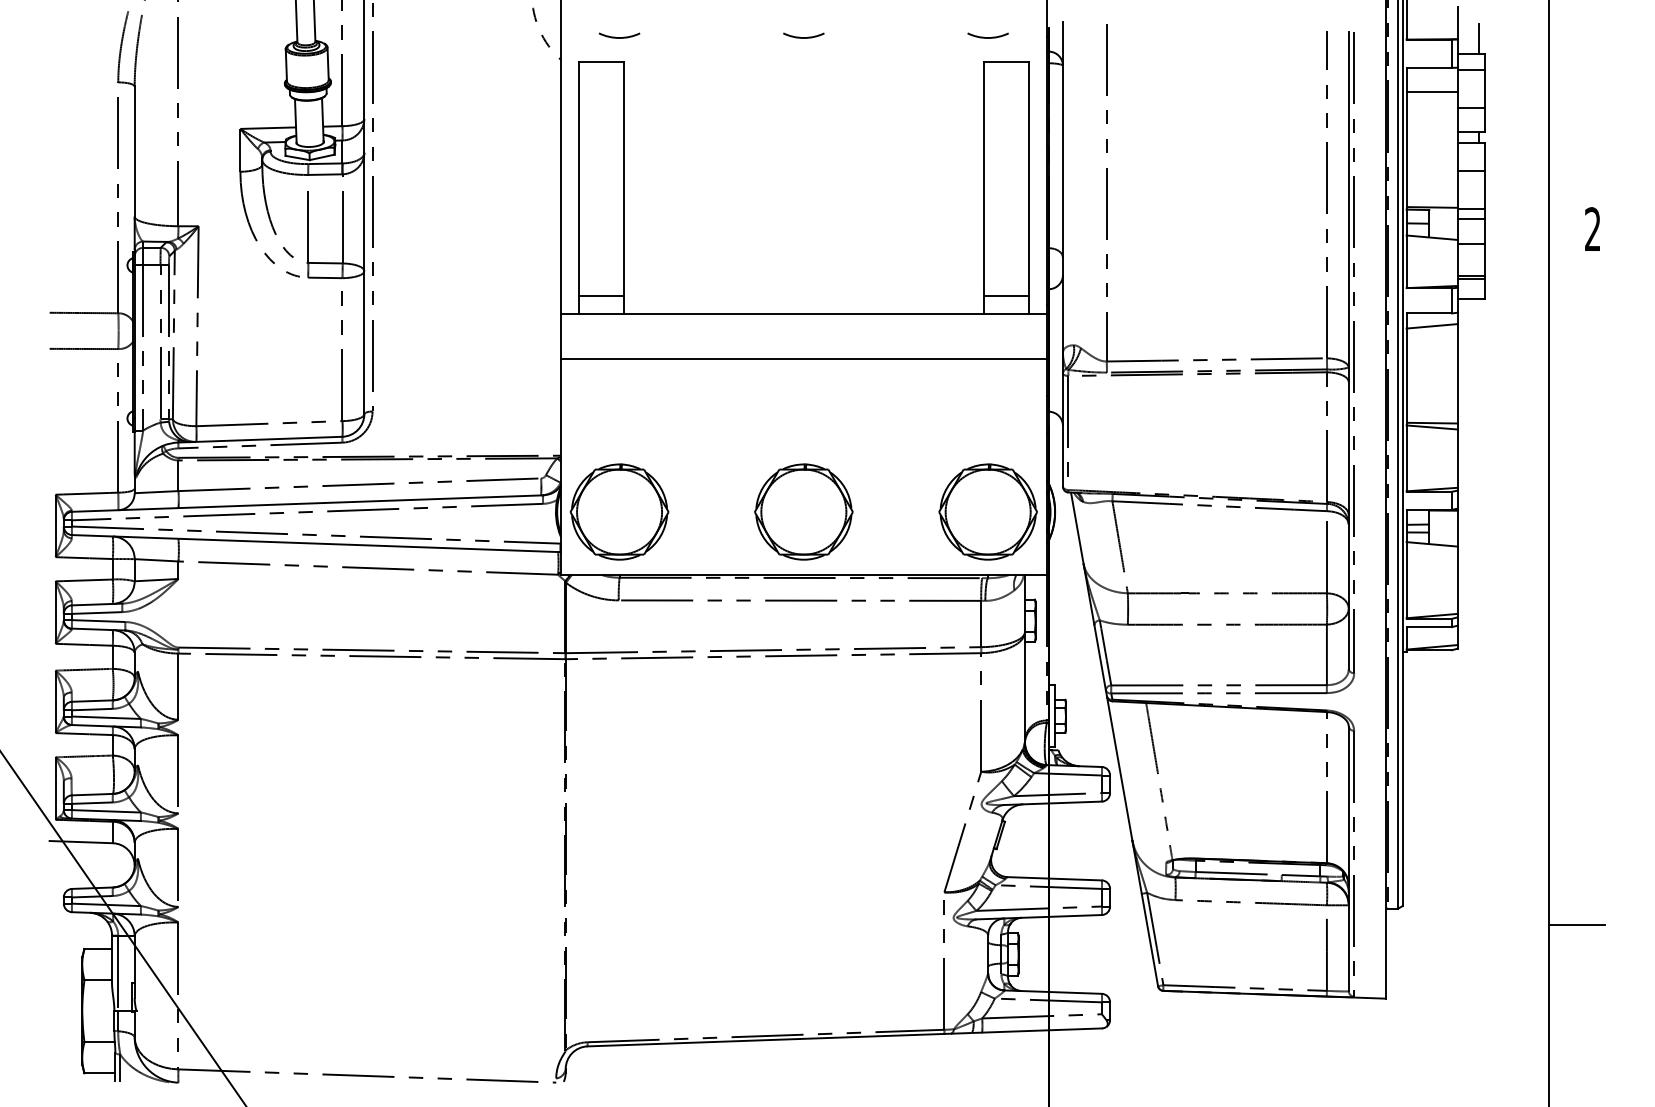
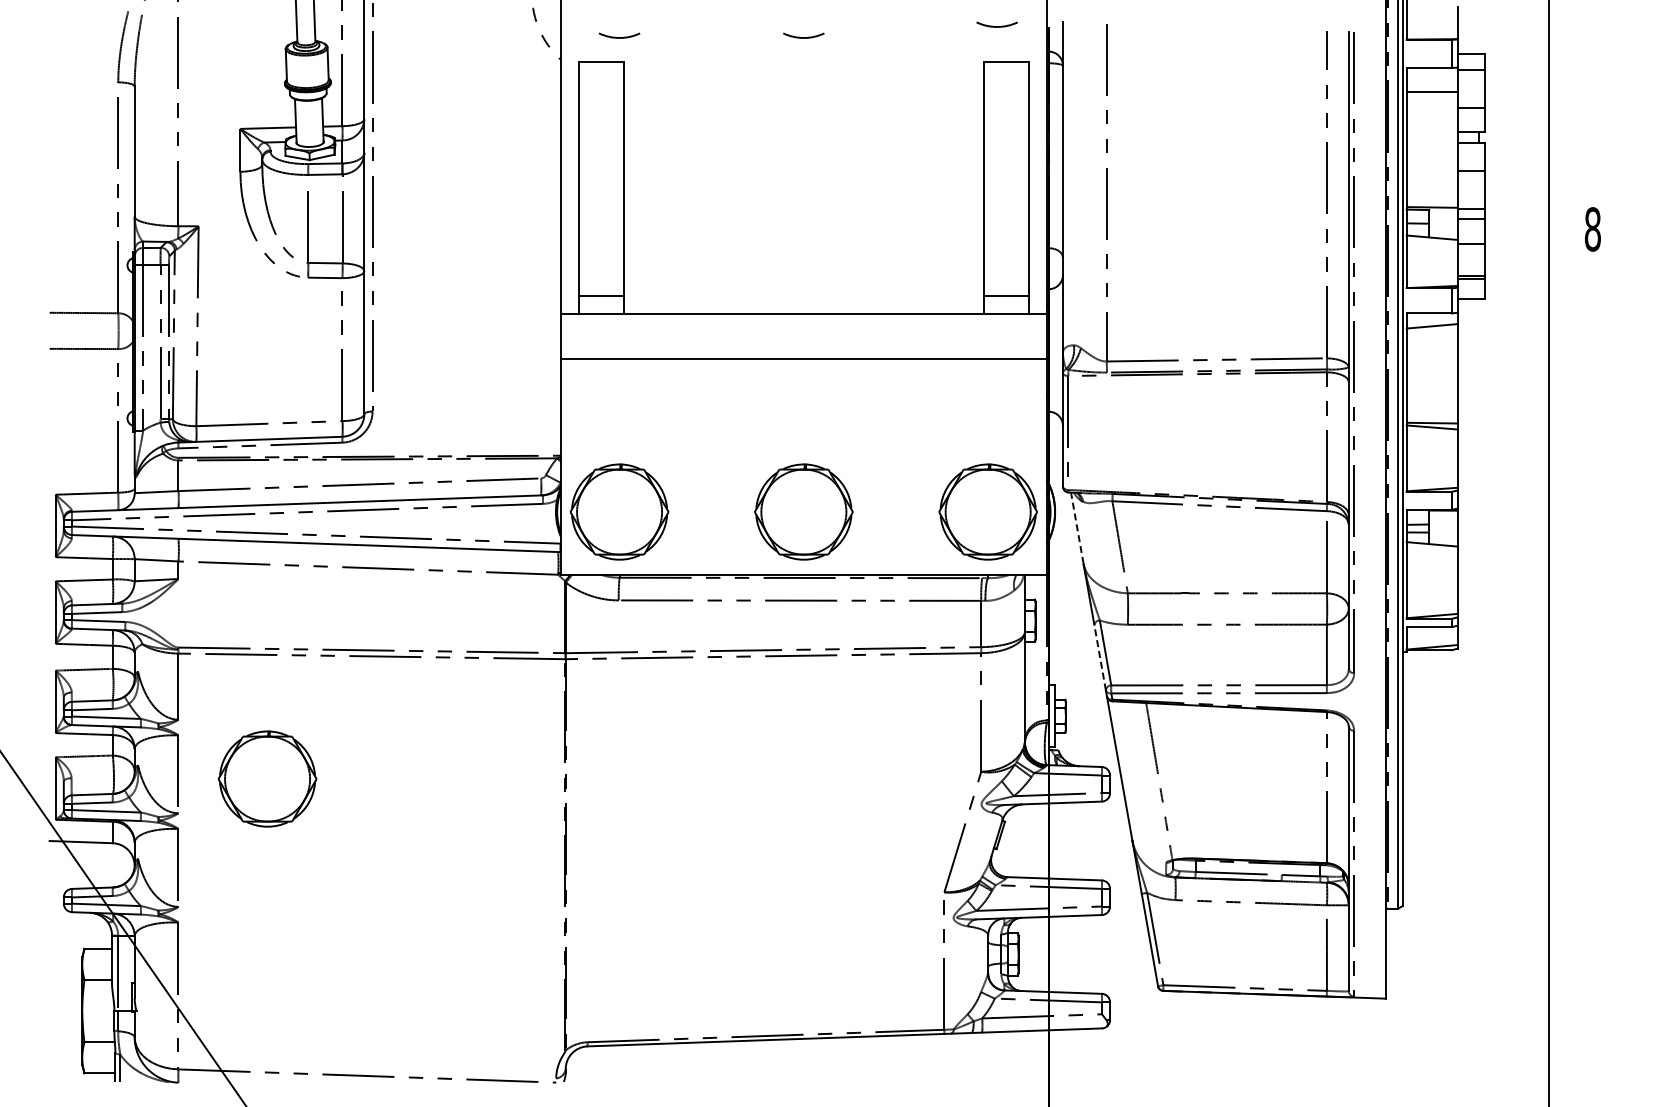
arc position: (987, 37) -> (996, 26) (996, 26)
line: present -> none (1478, 39)
text: 2 -> 8 (1592, 229)
line: solid -> dashed (1077, 527)
line: solid -> dashed (1100, 657)
part: none -> present (267, 778)
line: present -> none (1576, 924)
